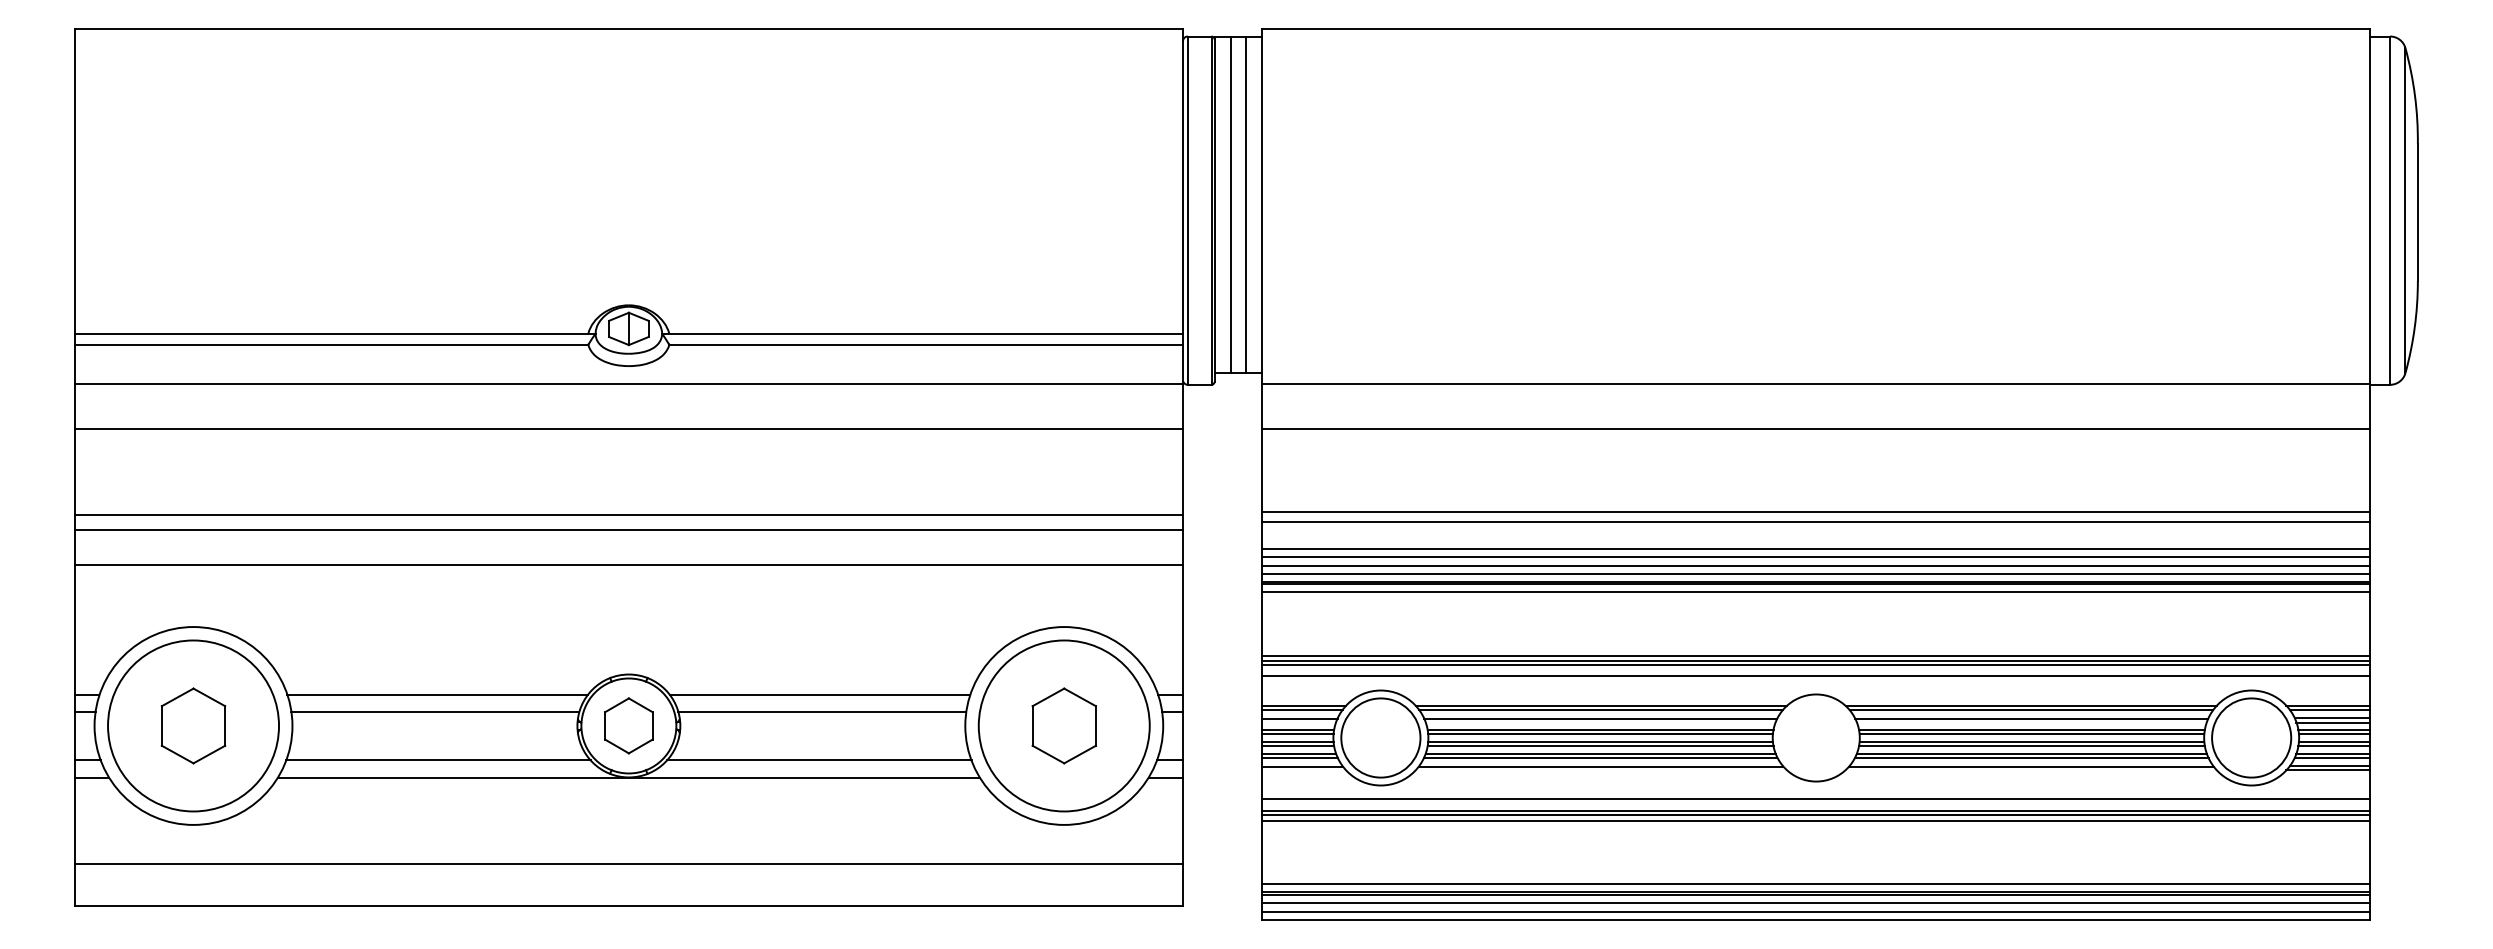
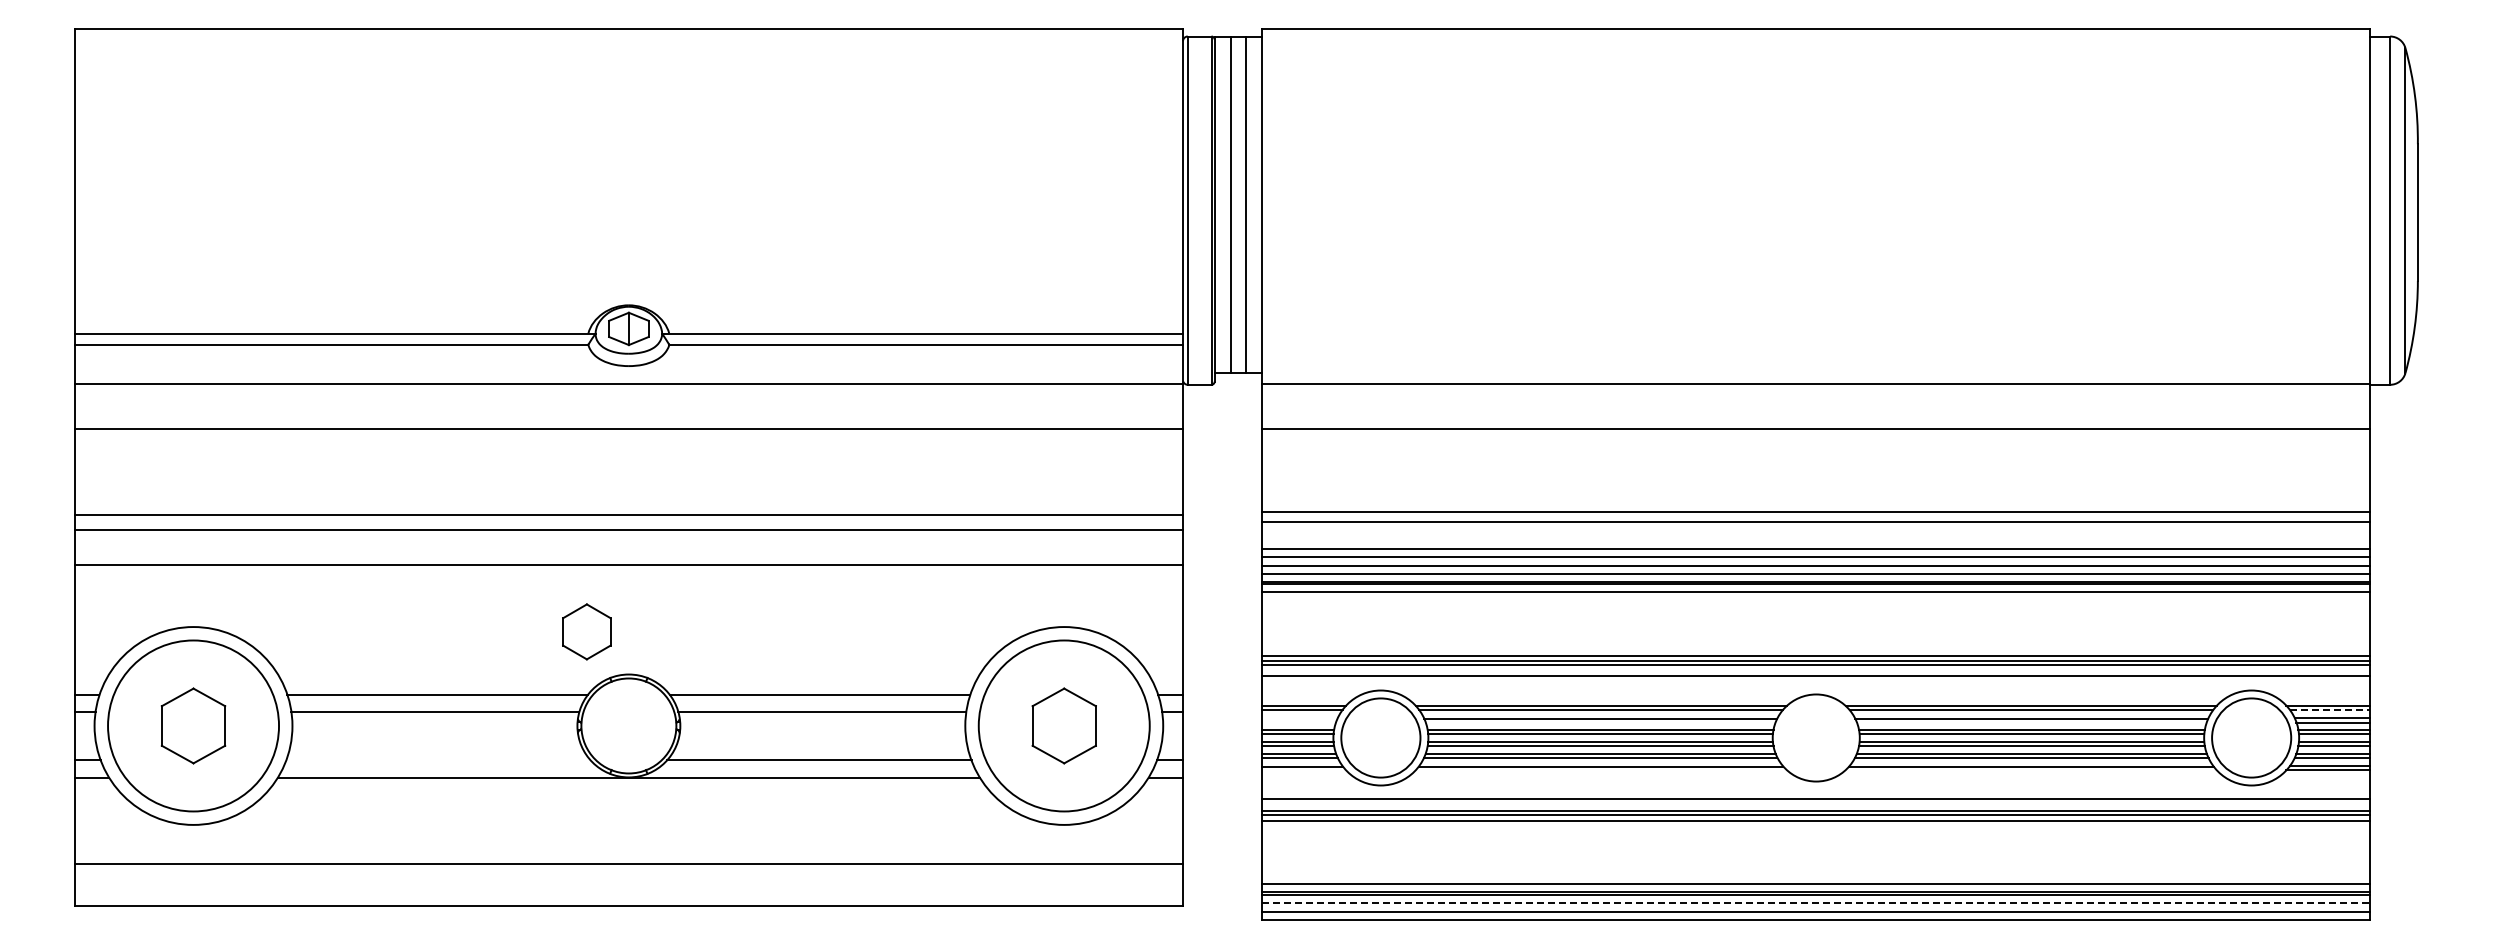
line: solid -> dashed (2330, 710)
line: present -> none (1299, 719)
part position: (628, 725) -> (586, 631) (586, 631)
line: present -> none (438, 760)
line: solid -> dashed (1816, 903)
